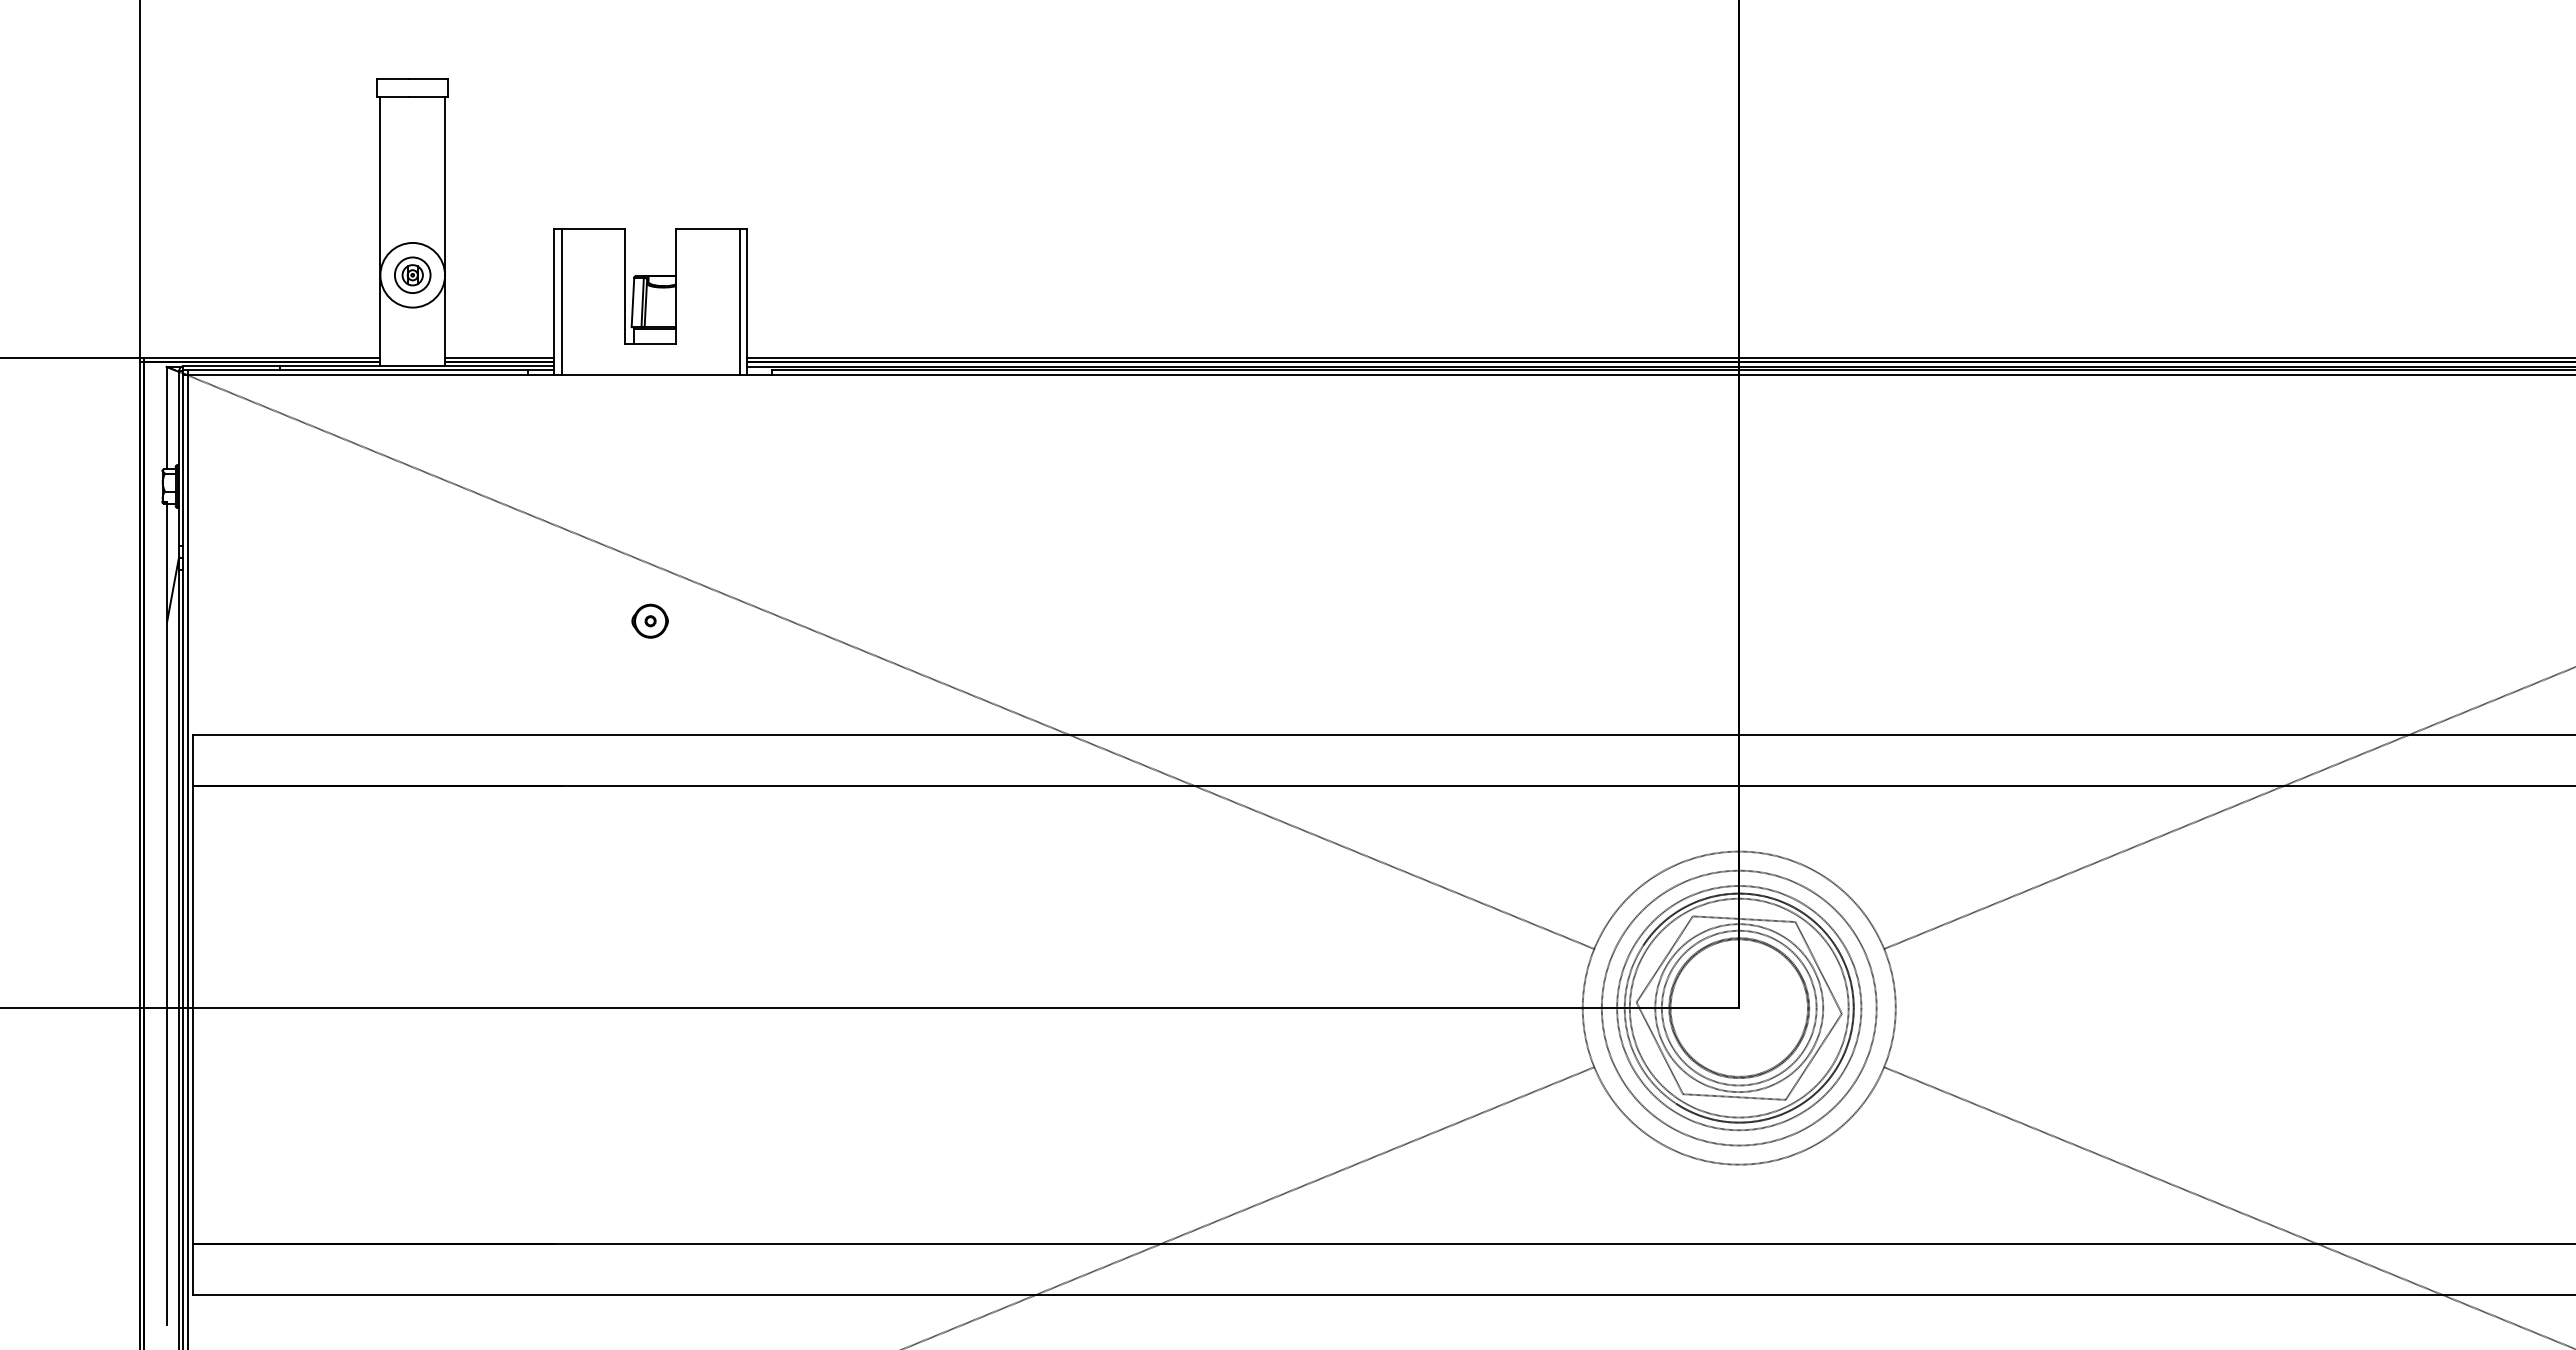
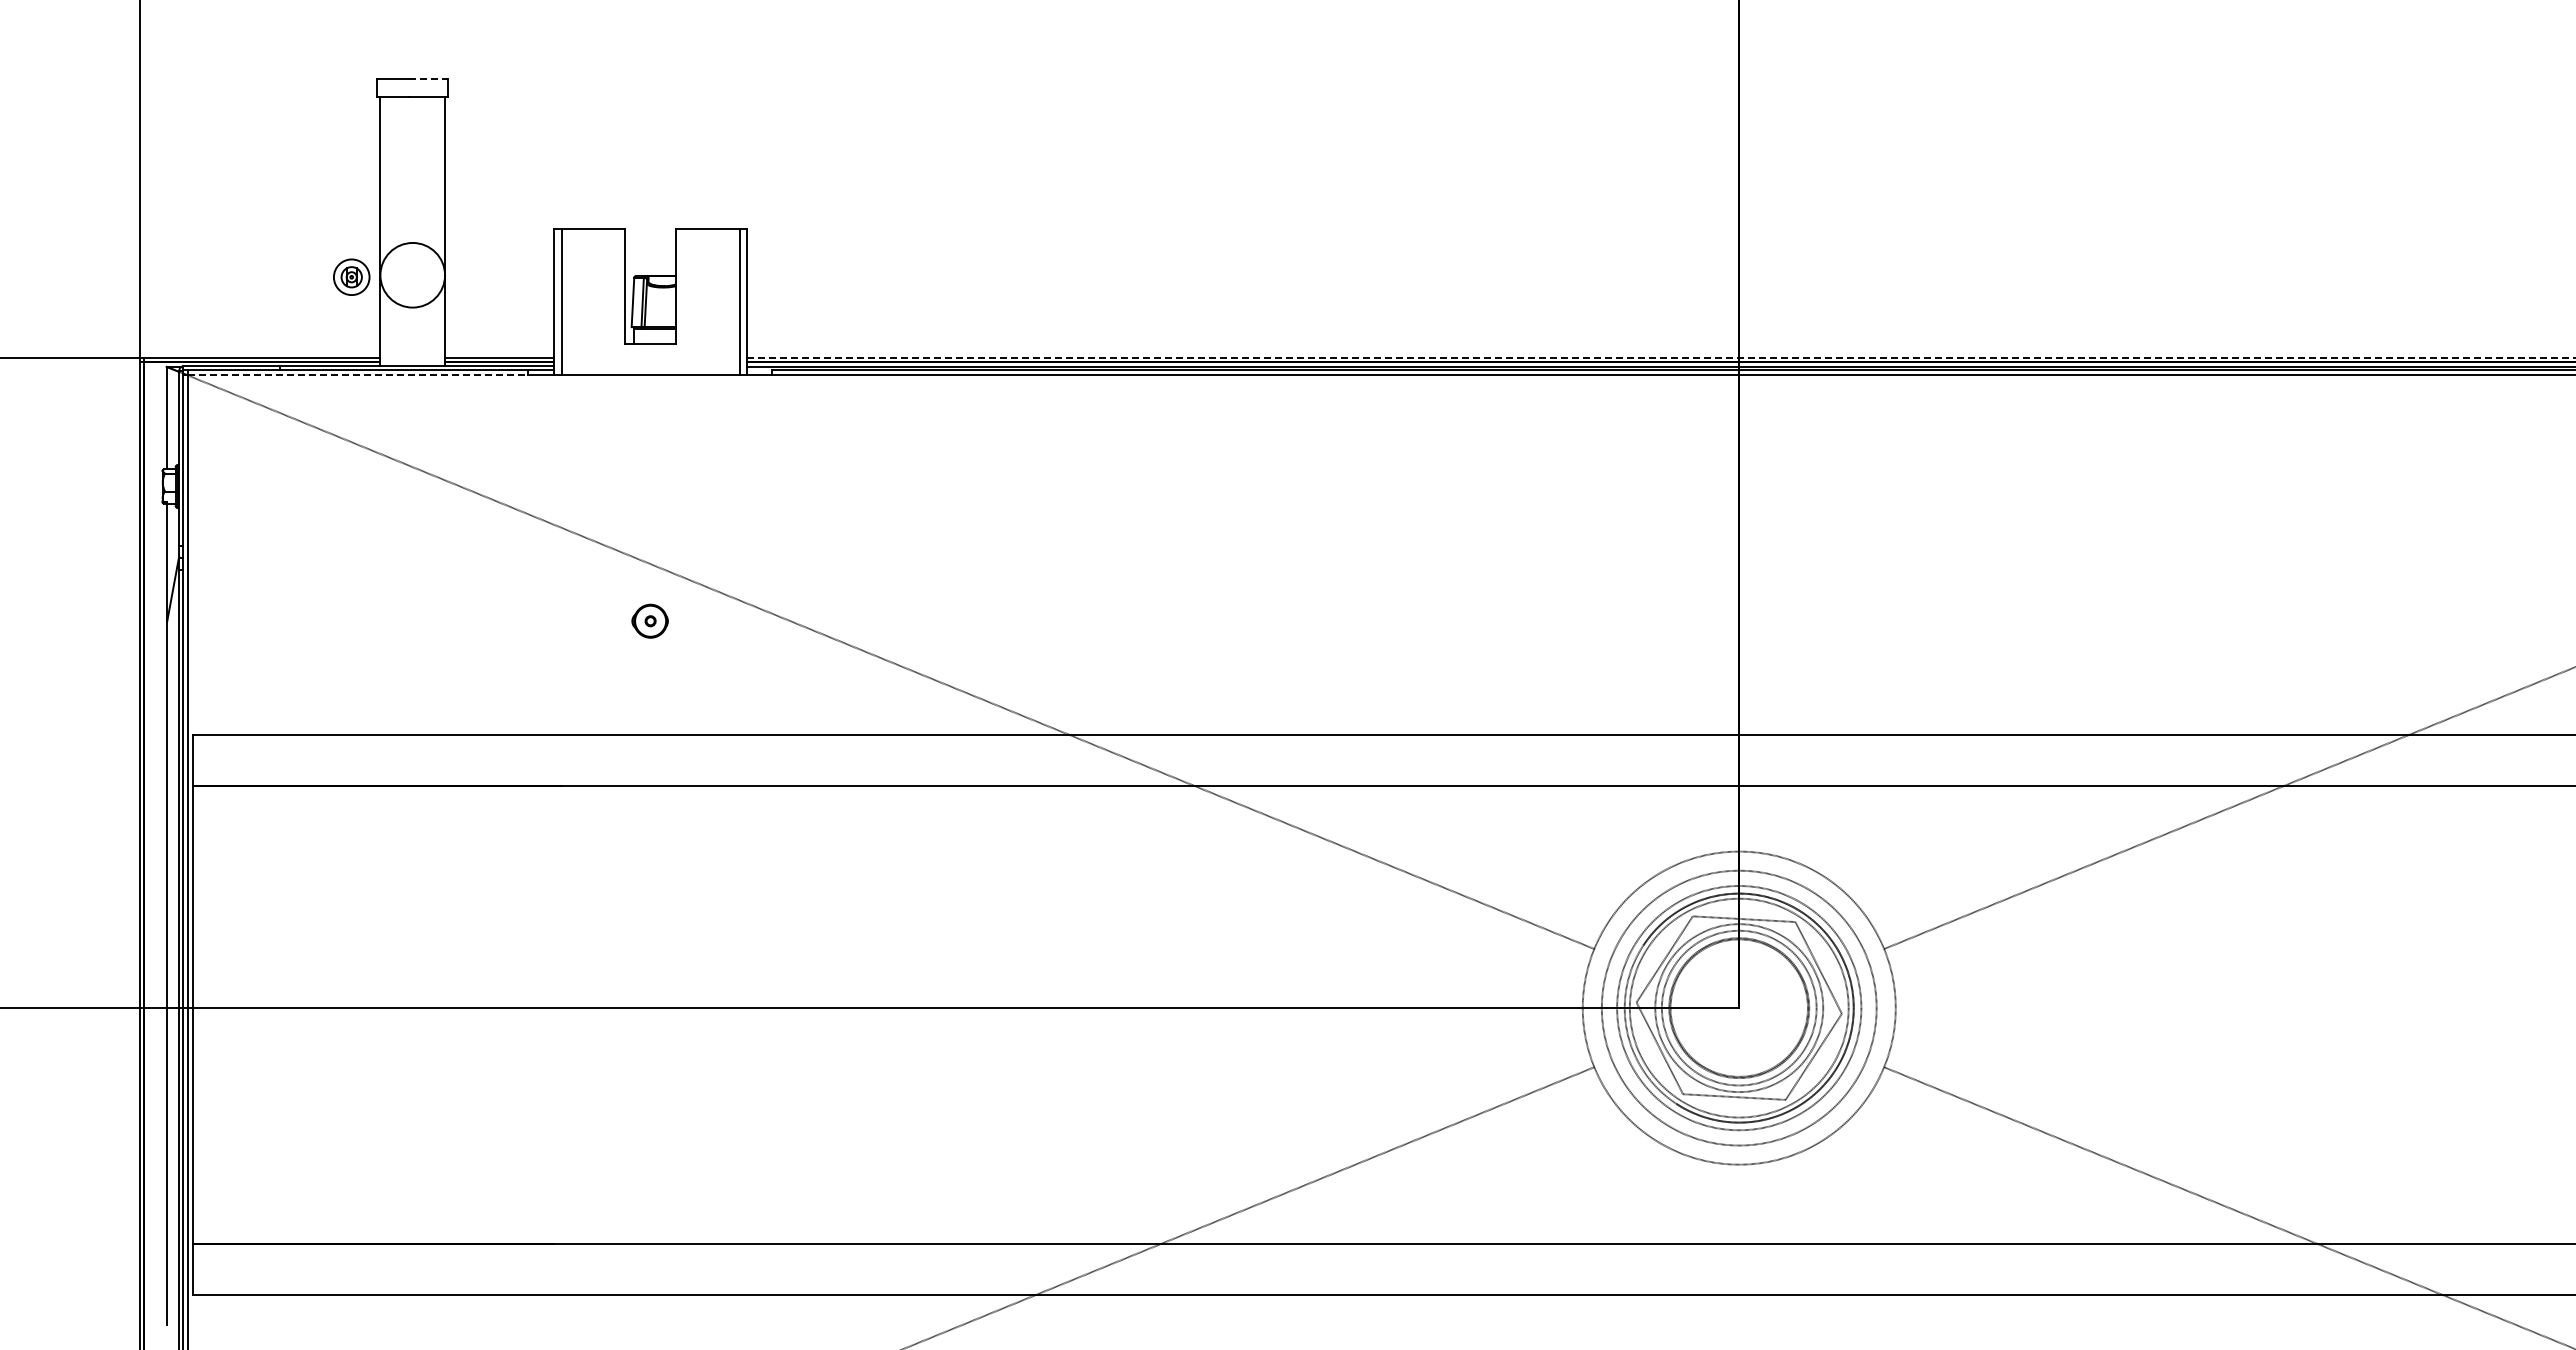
line: solid -> dashed (428, 79)
part position: (412, 274) -> (351, 276) (351, 276)
line: solid -> dashed (1661, 357)
line: solid -> dashed (358, 374)
